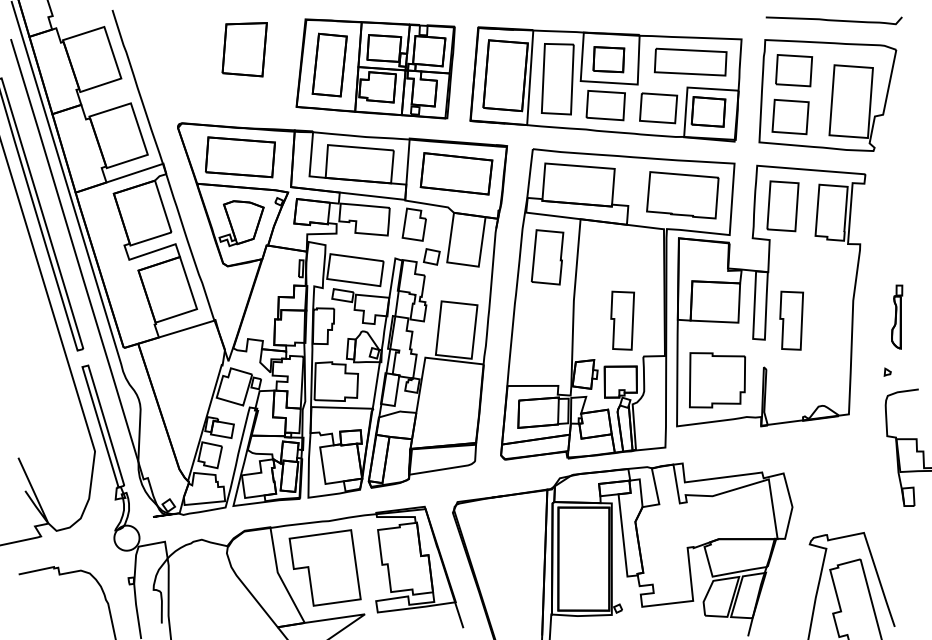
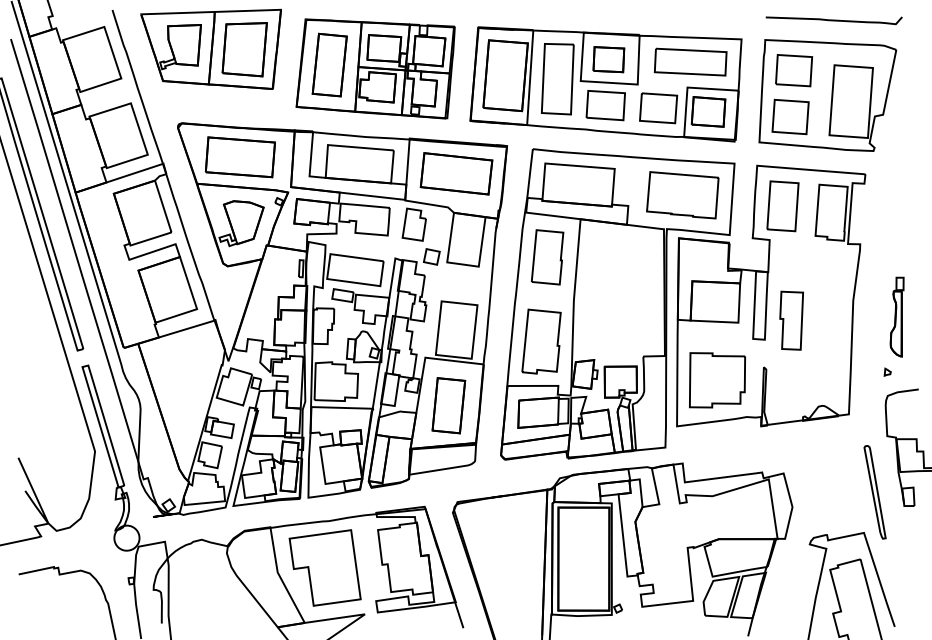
part: none -> present (210, 48)
part size: 13x66 px -> 16x82 px (896, 316)
part: present -> none (622, 320)
part: none -> present (541, 341)
part: none -> present (448, 405)
part: none -> present (874, 492)
